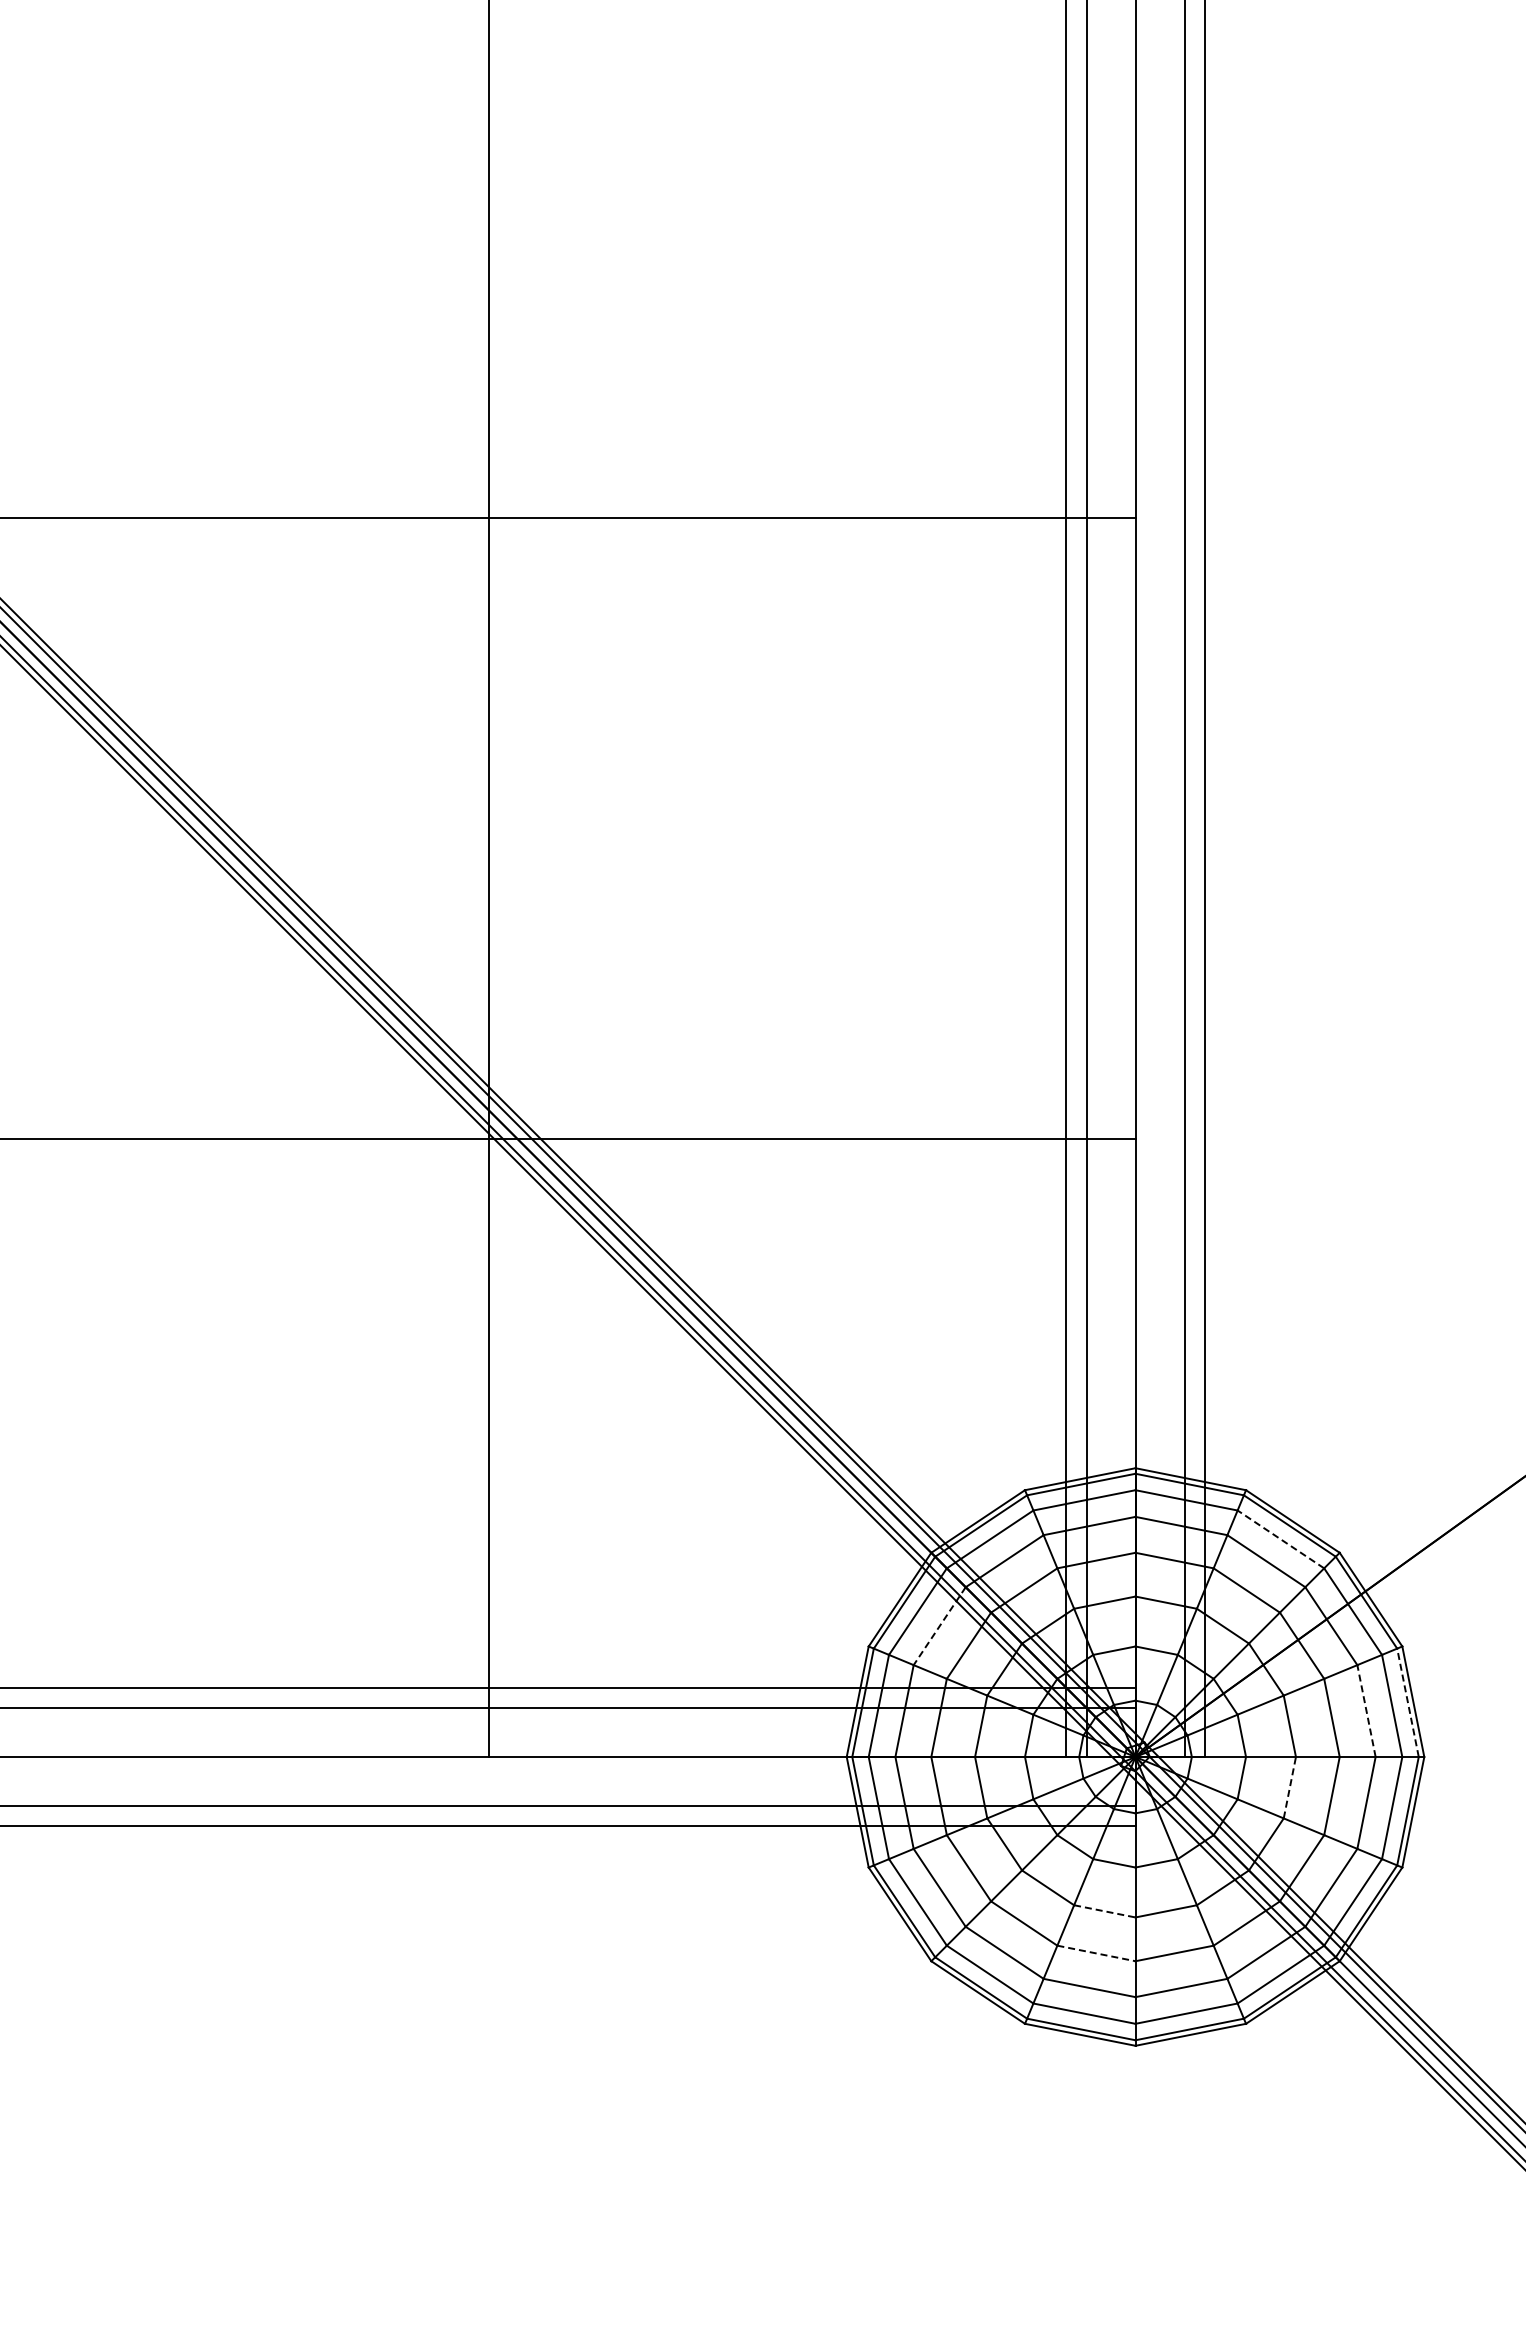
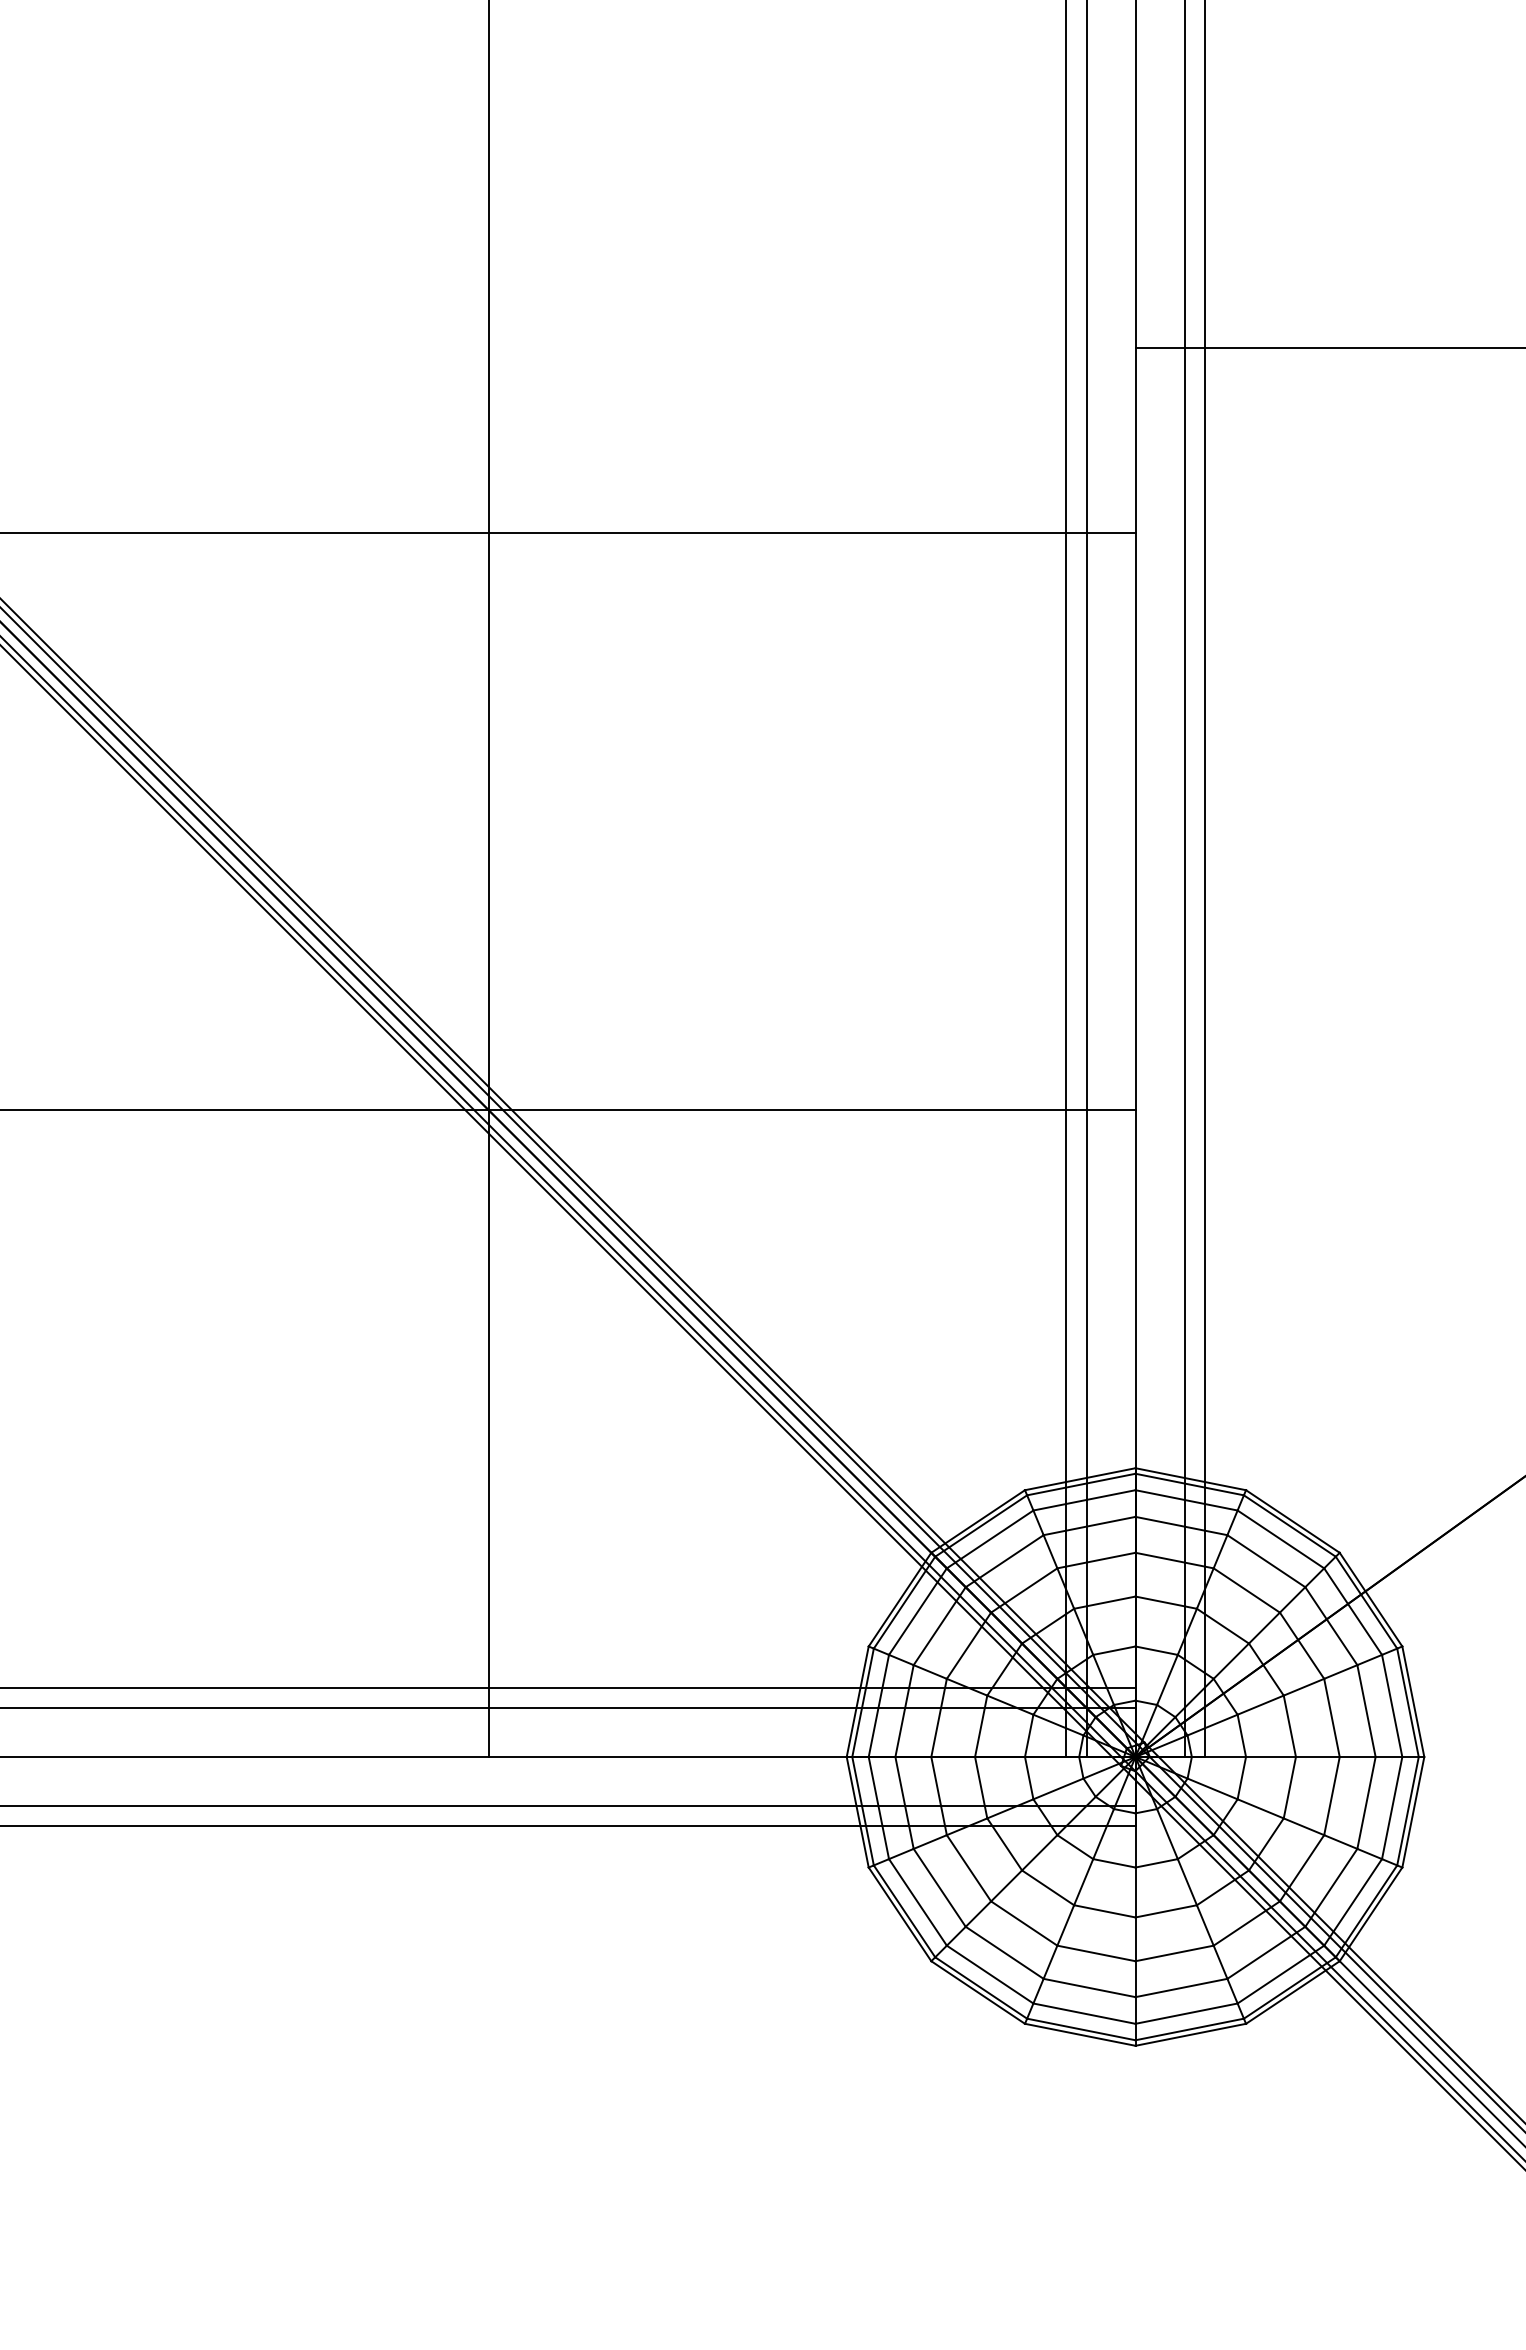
line: none -> present (1328, 347)
line position: (568, 517) -> (568, 532) (568, 532)
line position: (568, 1139) -> (568, 1110) (568, 1110)
line: dashed -> solid (1280, 1539)
line: dashed -> solid (939, 1626)
line: dashed -> solid (1407, 1702)
line: dashed -> solid (1366, 1711)
line: dashed -> solid (1289, 1787)
line: dashed -> solid (1105, 1911)
line: dashed -> solid (1096, 1953)
